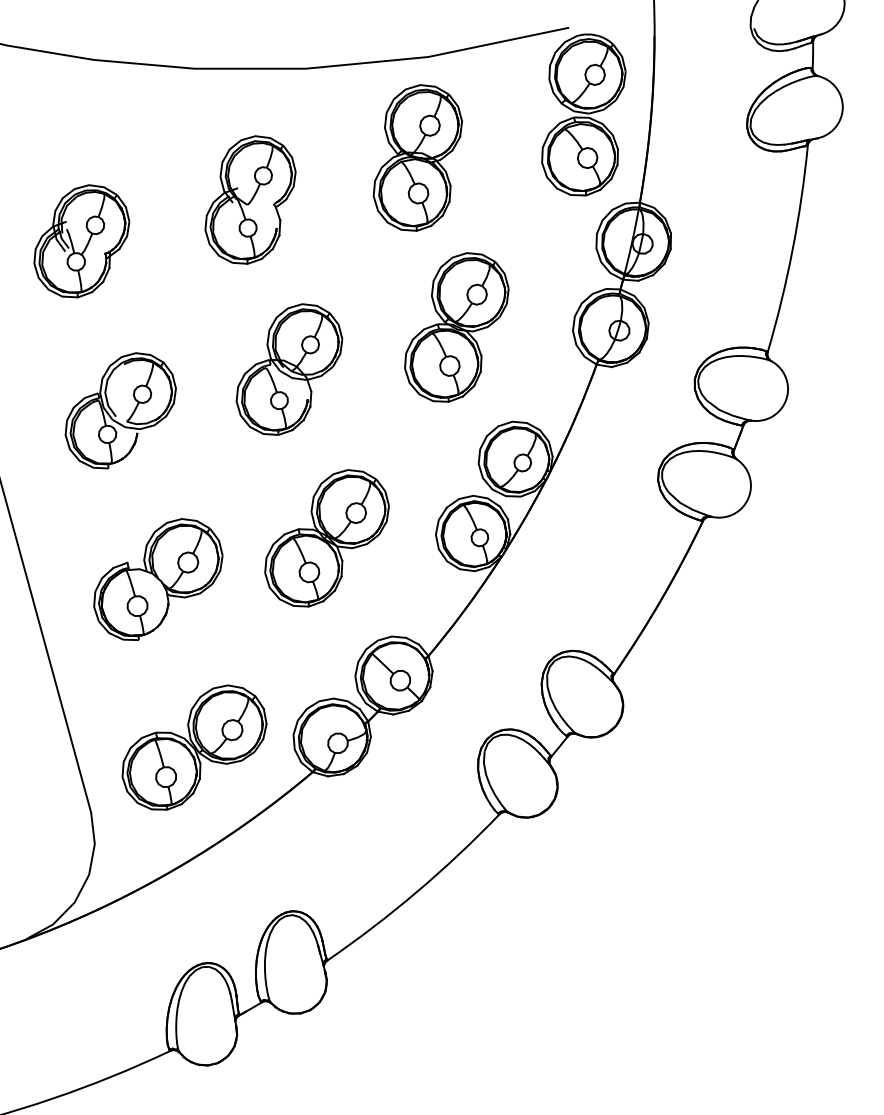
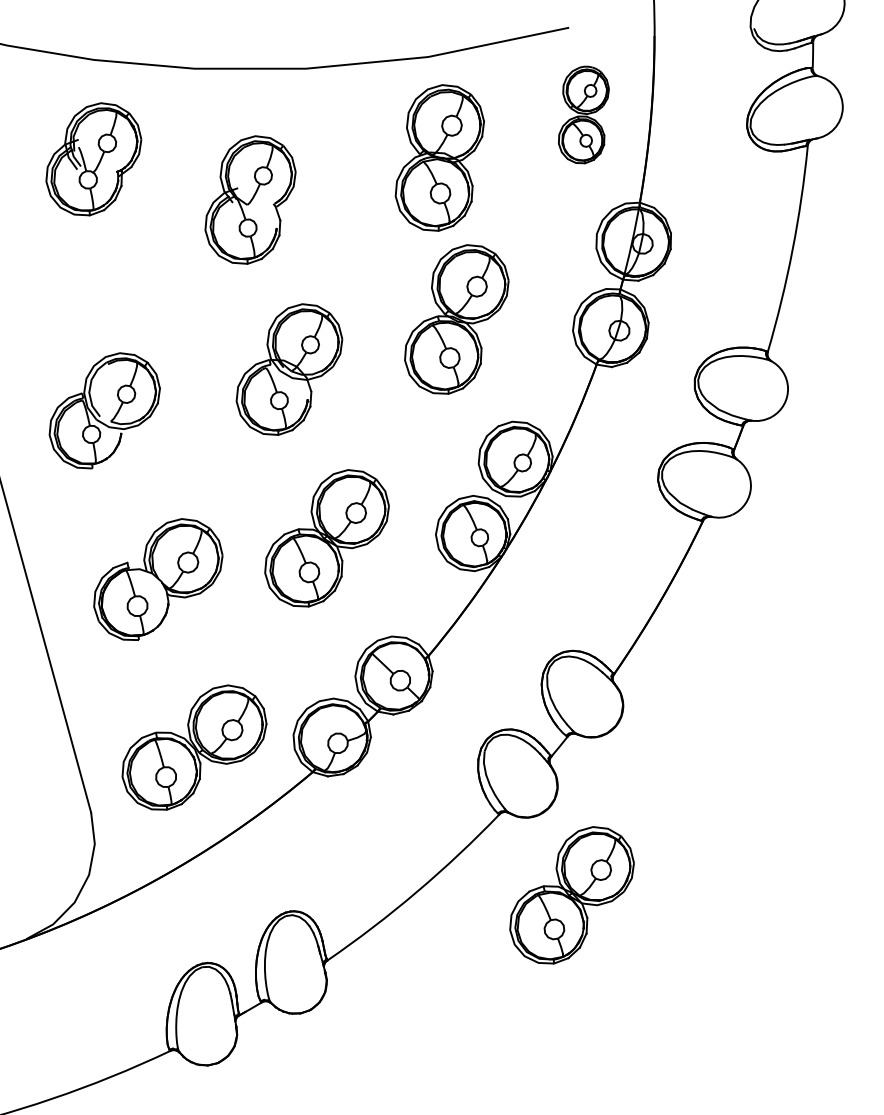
part size: 86x164 px -> 52x100 px (583, 114)
part position: (417, 157) -> (439, 157) (439, 157)
part position: (81, 241) -> (93, 159) (93, 159)
part position: (456, 327) -> (456, 319) (456, 319)
part position: (120, 410) -> (104, 410) (104, 410)
part: none -> present (571, 895)
